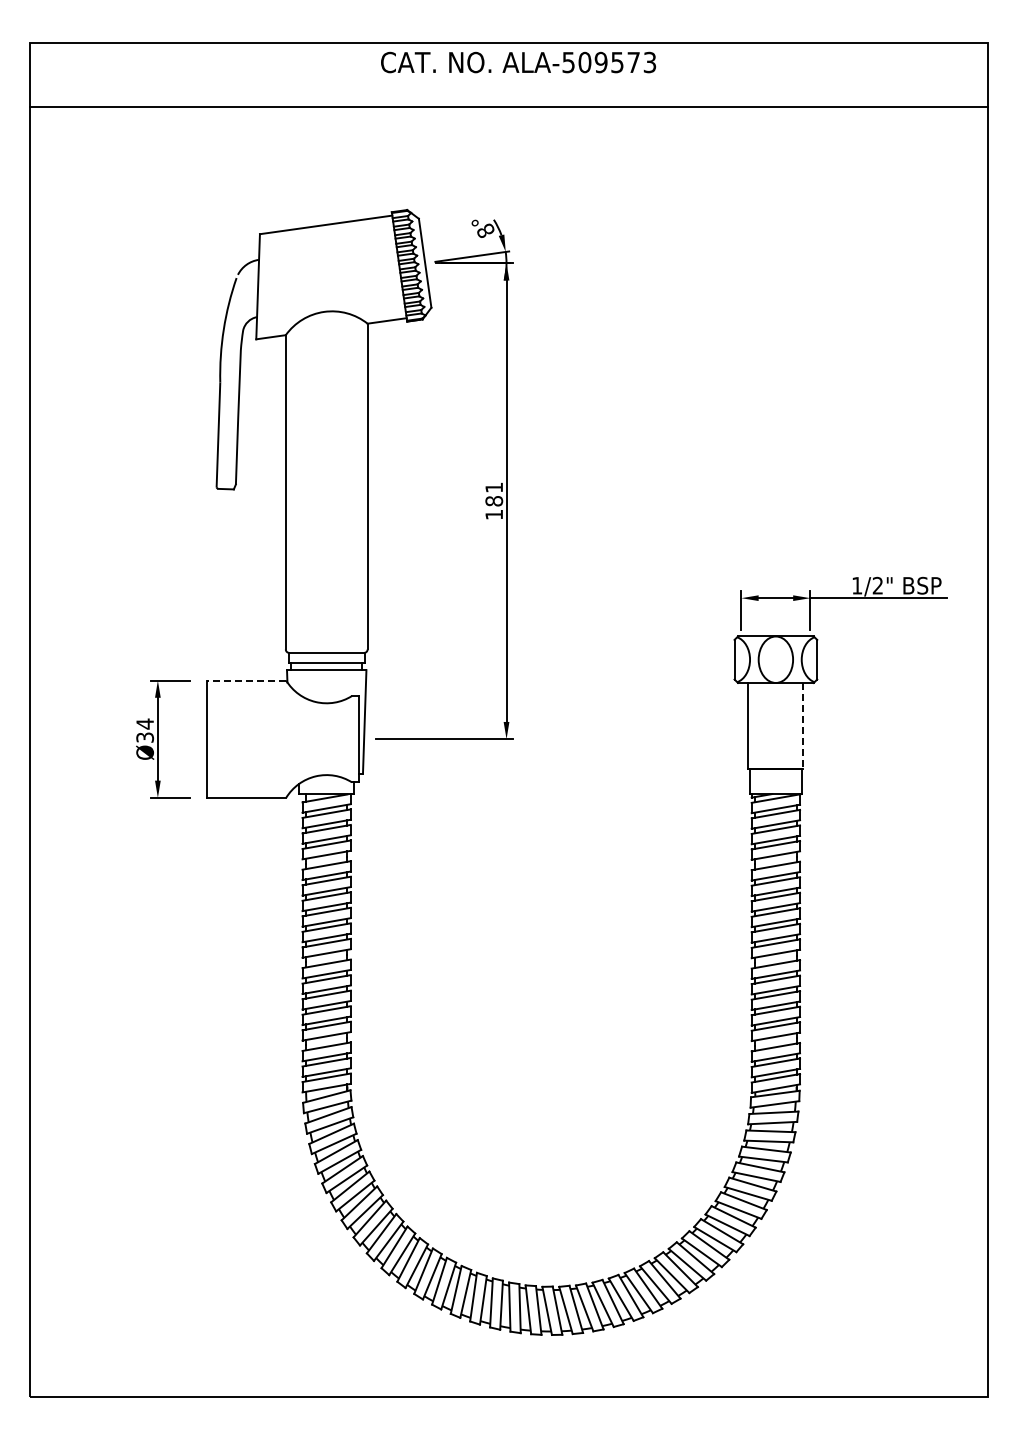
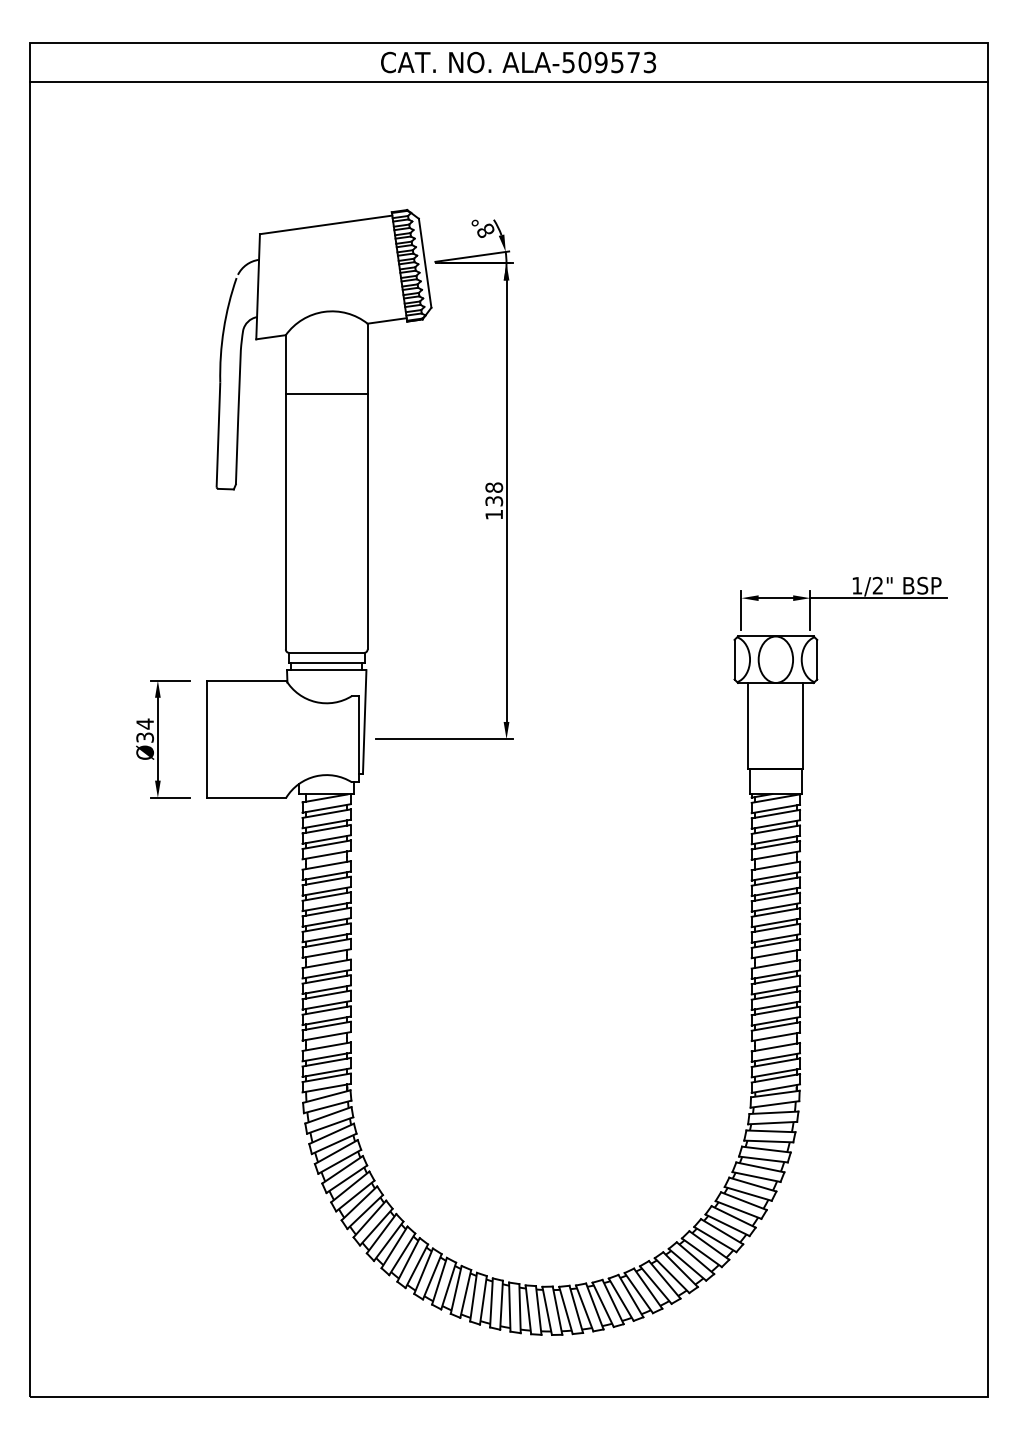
line position: (508, 107) -> (508, 82) (508, 82)
line: none -> present (326, 393)
text: 181 -> 138 (494, 494)
line: dashed -> solid (246, 680)
line: dashed -> solid (803, 726)
